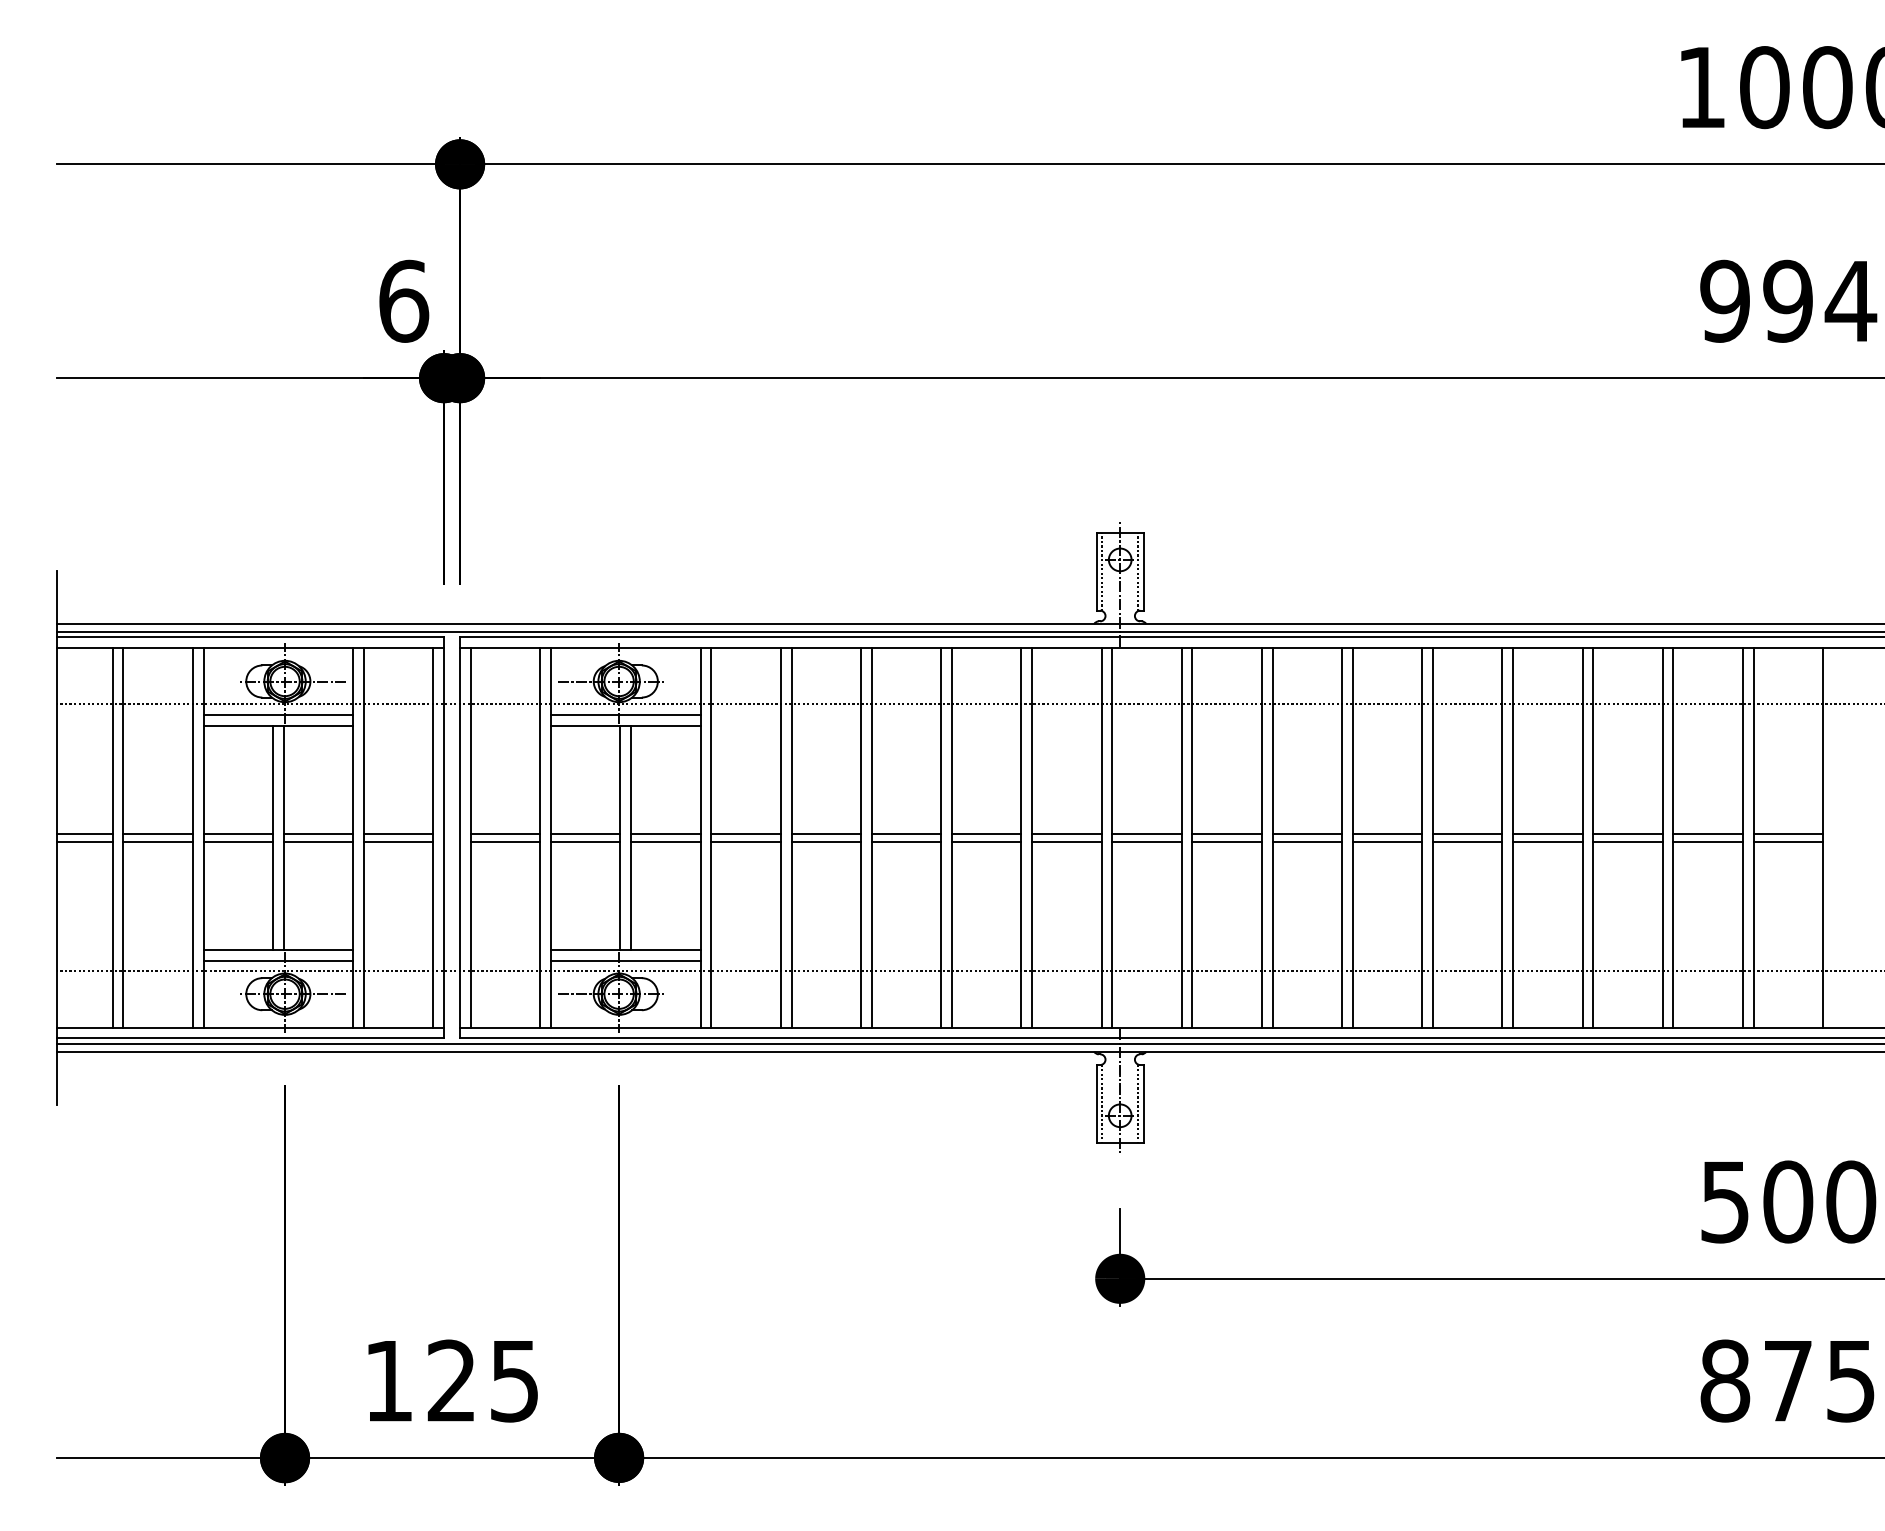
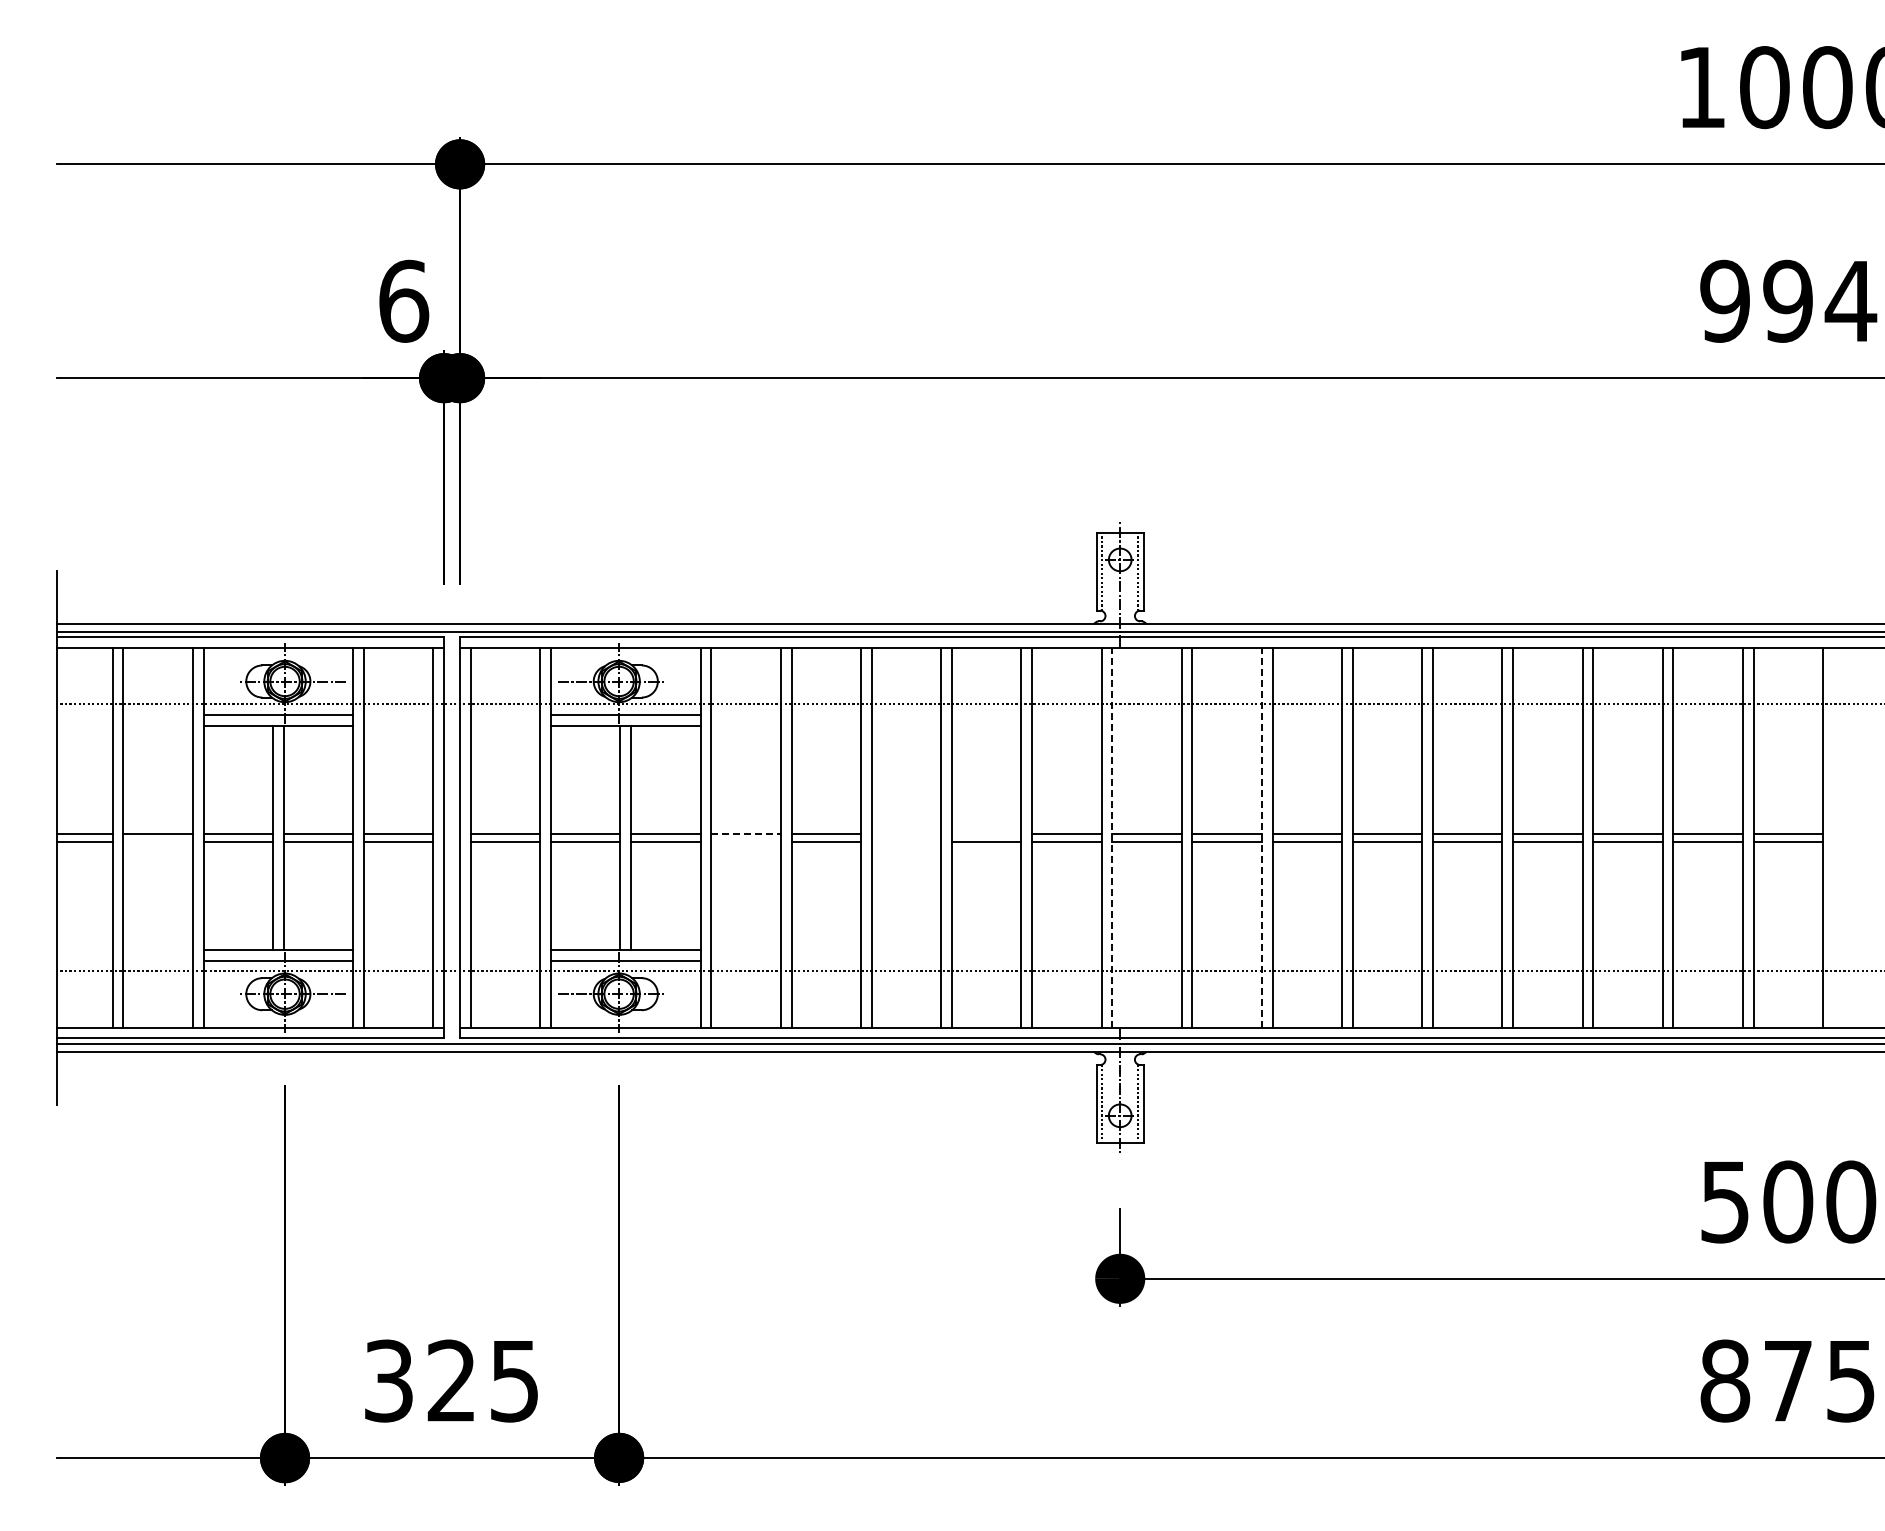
line: solid -> dashed (746, 833)
line: present -> none (906, 833)
line: present -> none (986, 833)
line: solid -> dashed (1112, 837)
line: solid -> dashed (1261, 837)
line: present -> none (157, 841)
line: present -> none (745, 841)
line: present -> none (906, 841)
text: 125 -> 325 (388, 1380)
